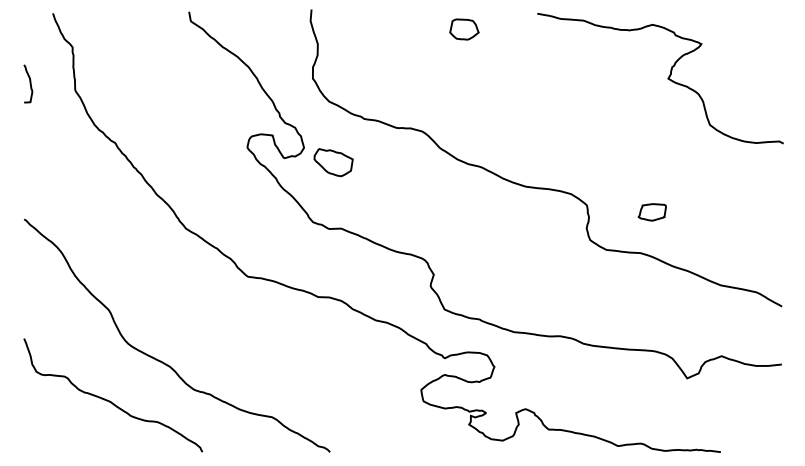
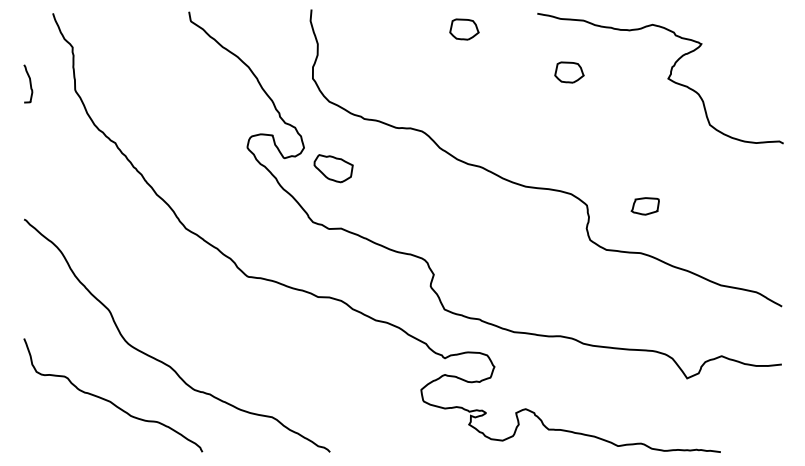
part: none -> present (569, 72)
part position: (333, 162) -> (333, 168) (333, 168)
part position: (651, 212) -> (644, 206) (644, 206)
